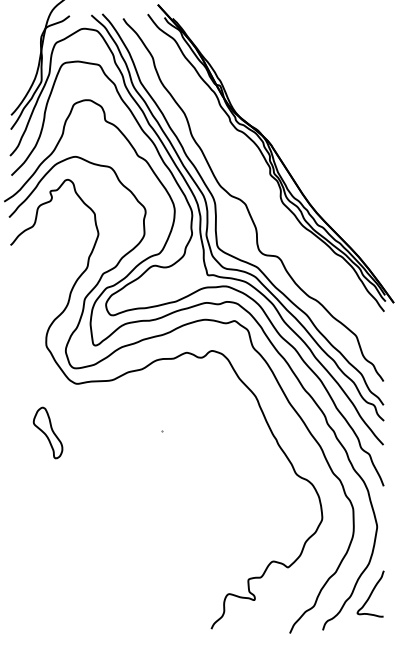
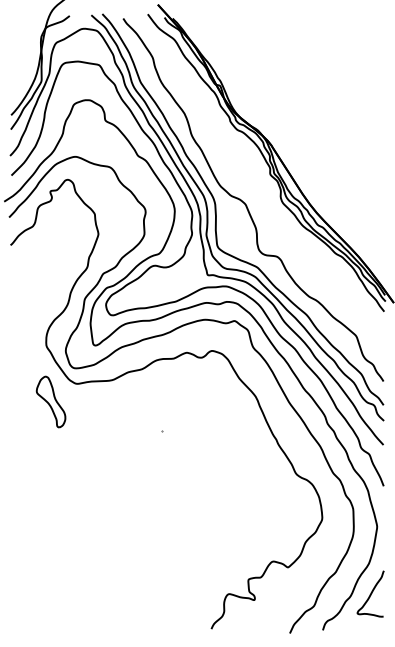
part position: (47, 432) -> (50, 401) (50, 401)
